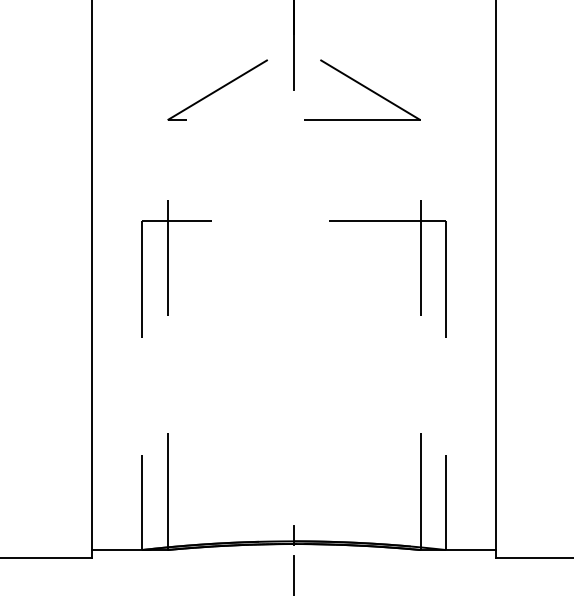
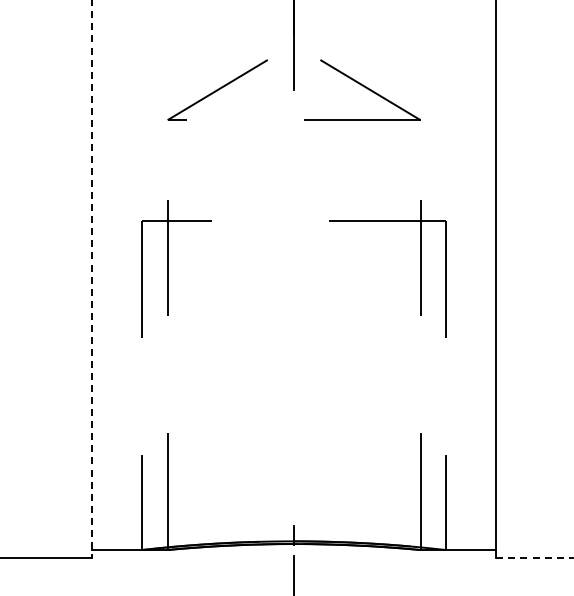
line: solid -> dashed (91, 279)
line: solid -> dashed (535, 557)
